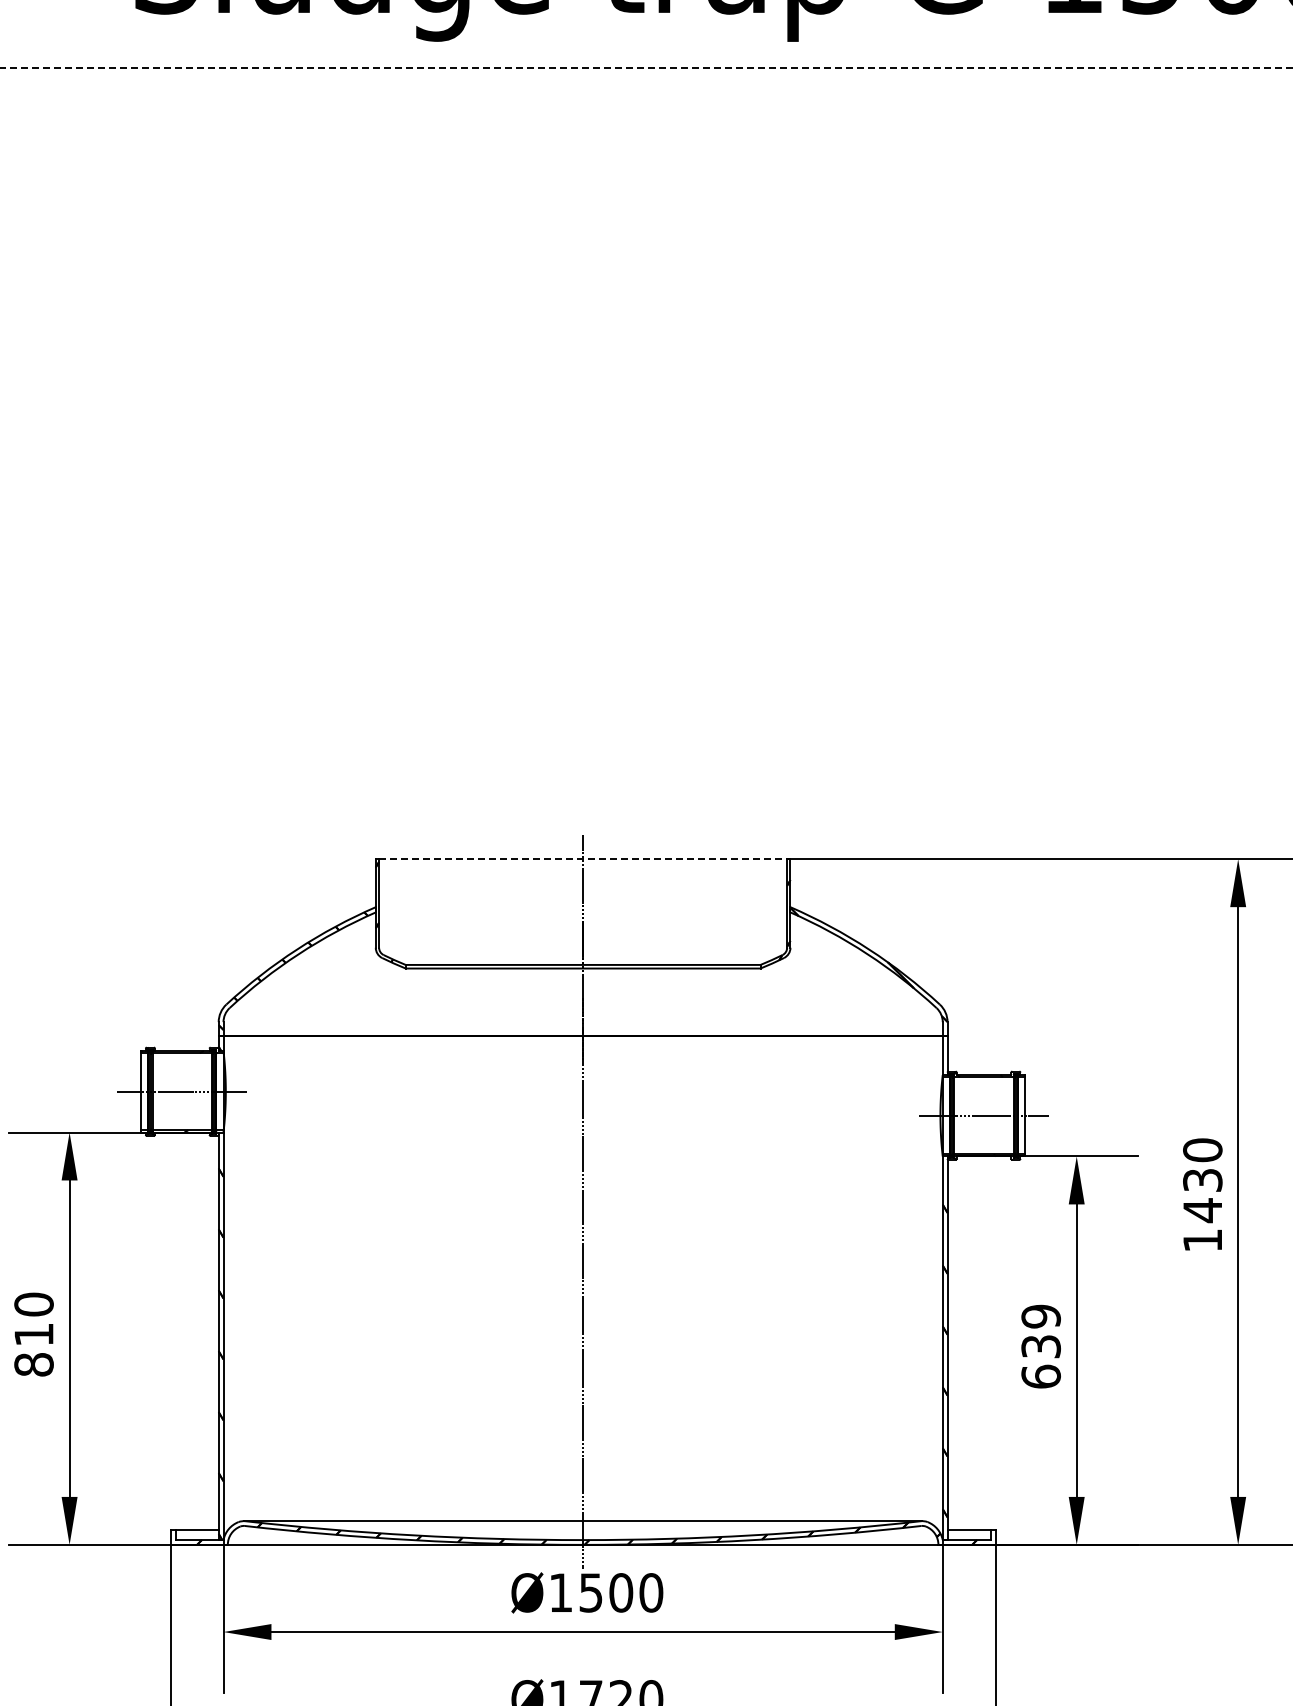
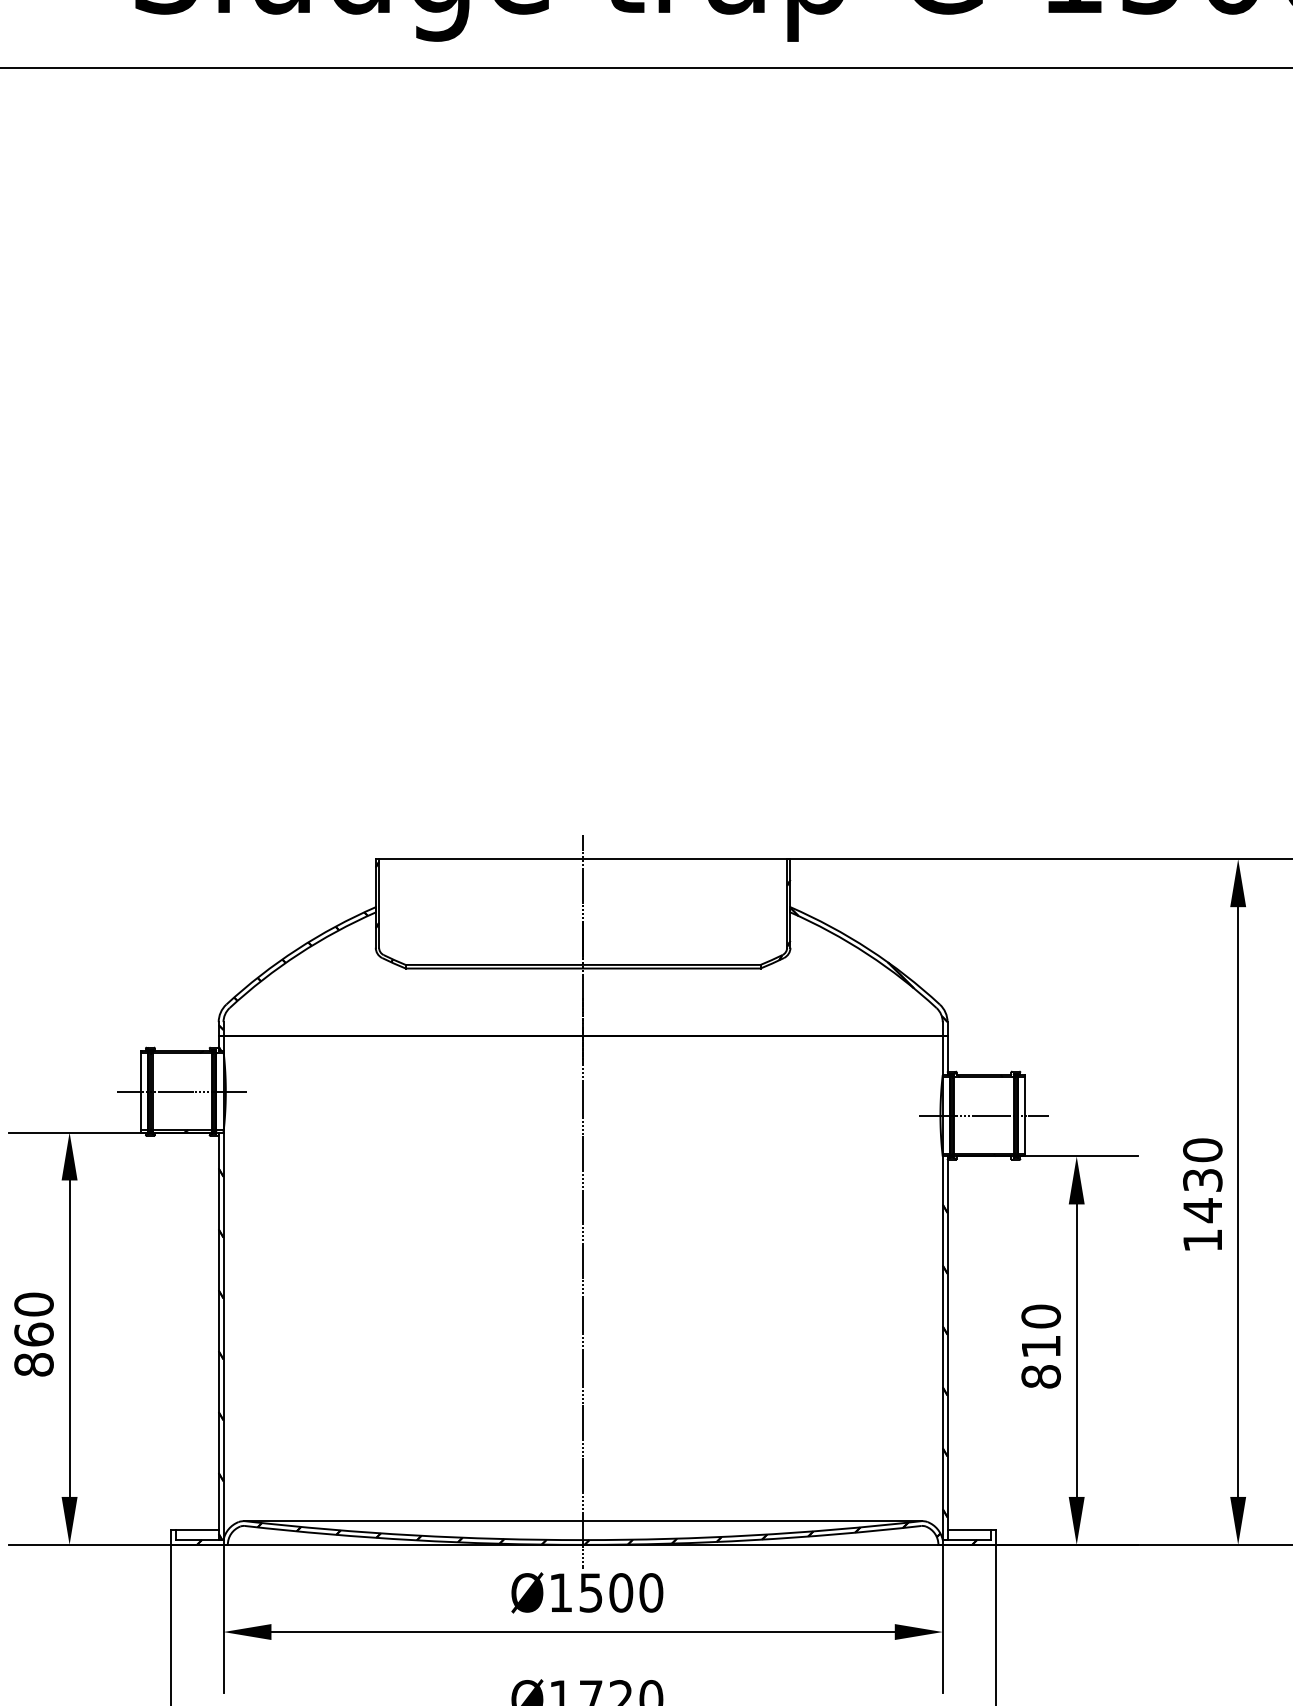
line: dashed -> solid (646, 68)
line: dashed -> solid (583, 859)
text: 810 -> 860 (33, 1334)
text: 639 -> 810 (1041, 1346)
